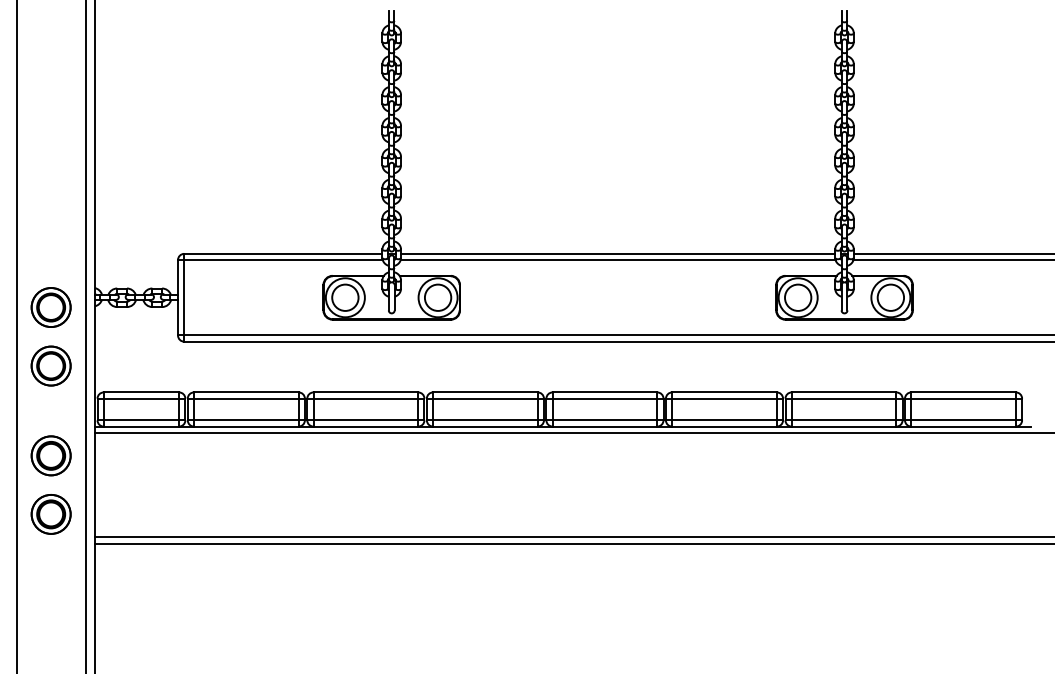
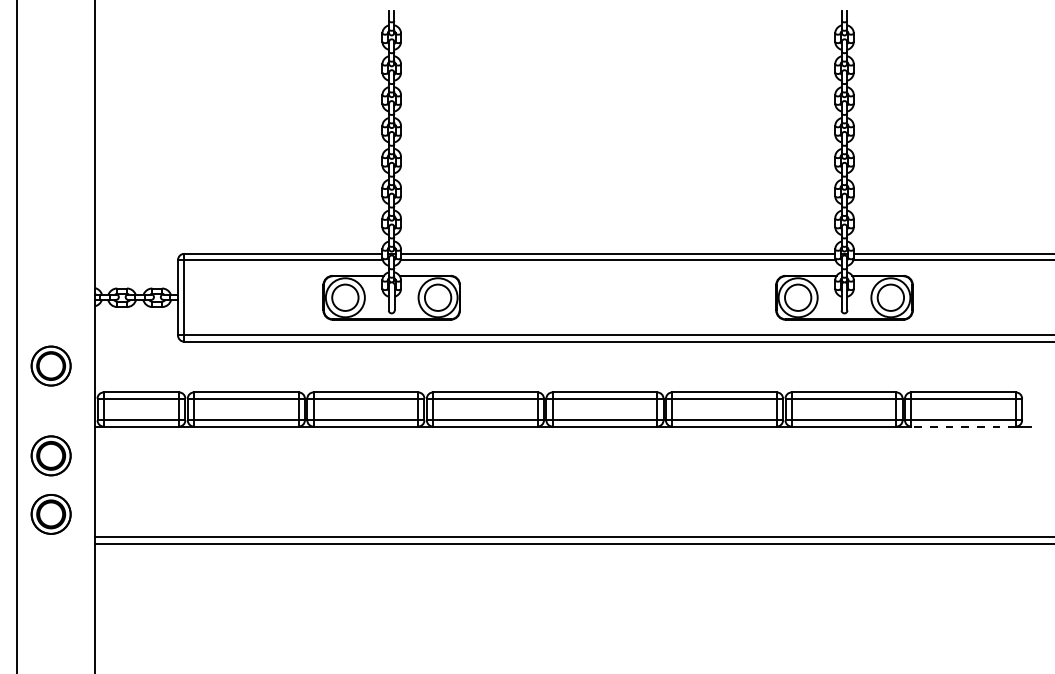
part: present -> none (50, 307)
line: present -> none (85, 336)
line: solid -> dashed (963, 426)
line: present -> none (573, 432)
